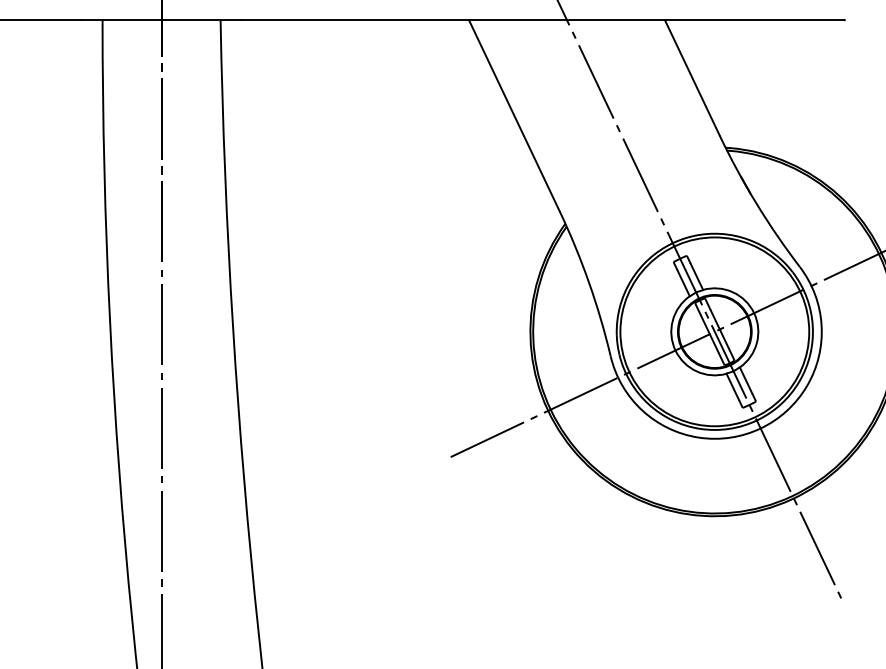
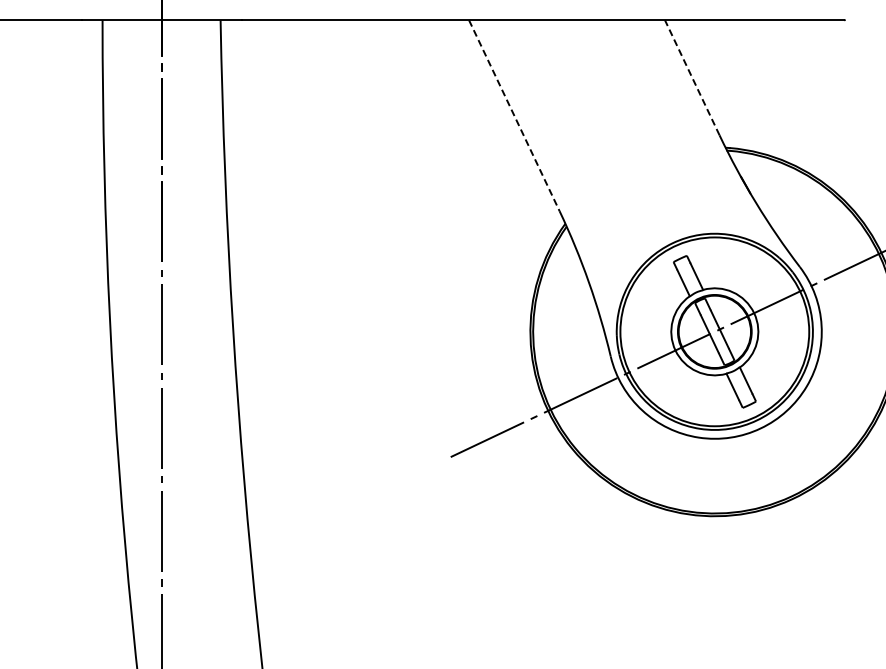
line: solid -> dashed (692, 77)
line: solid -> dashed (514, 115)
line: present -> none (699, 300)
